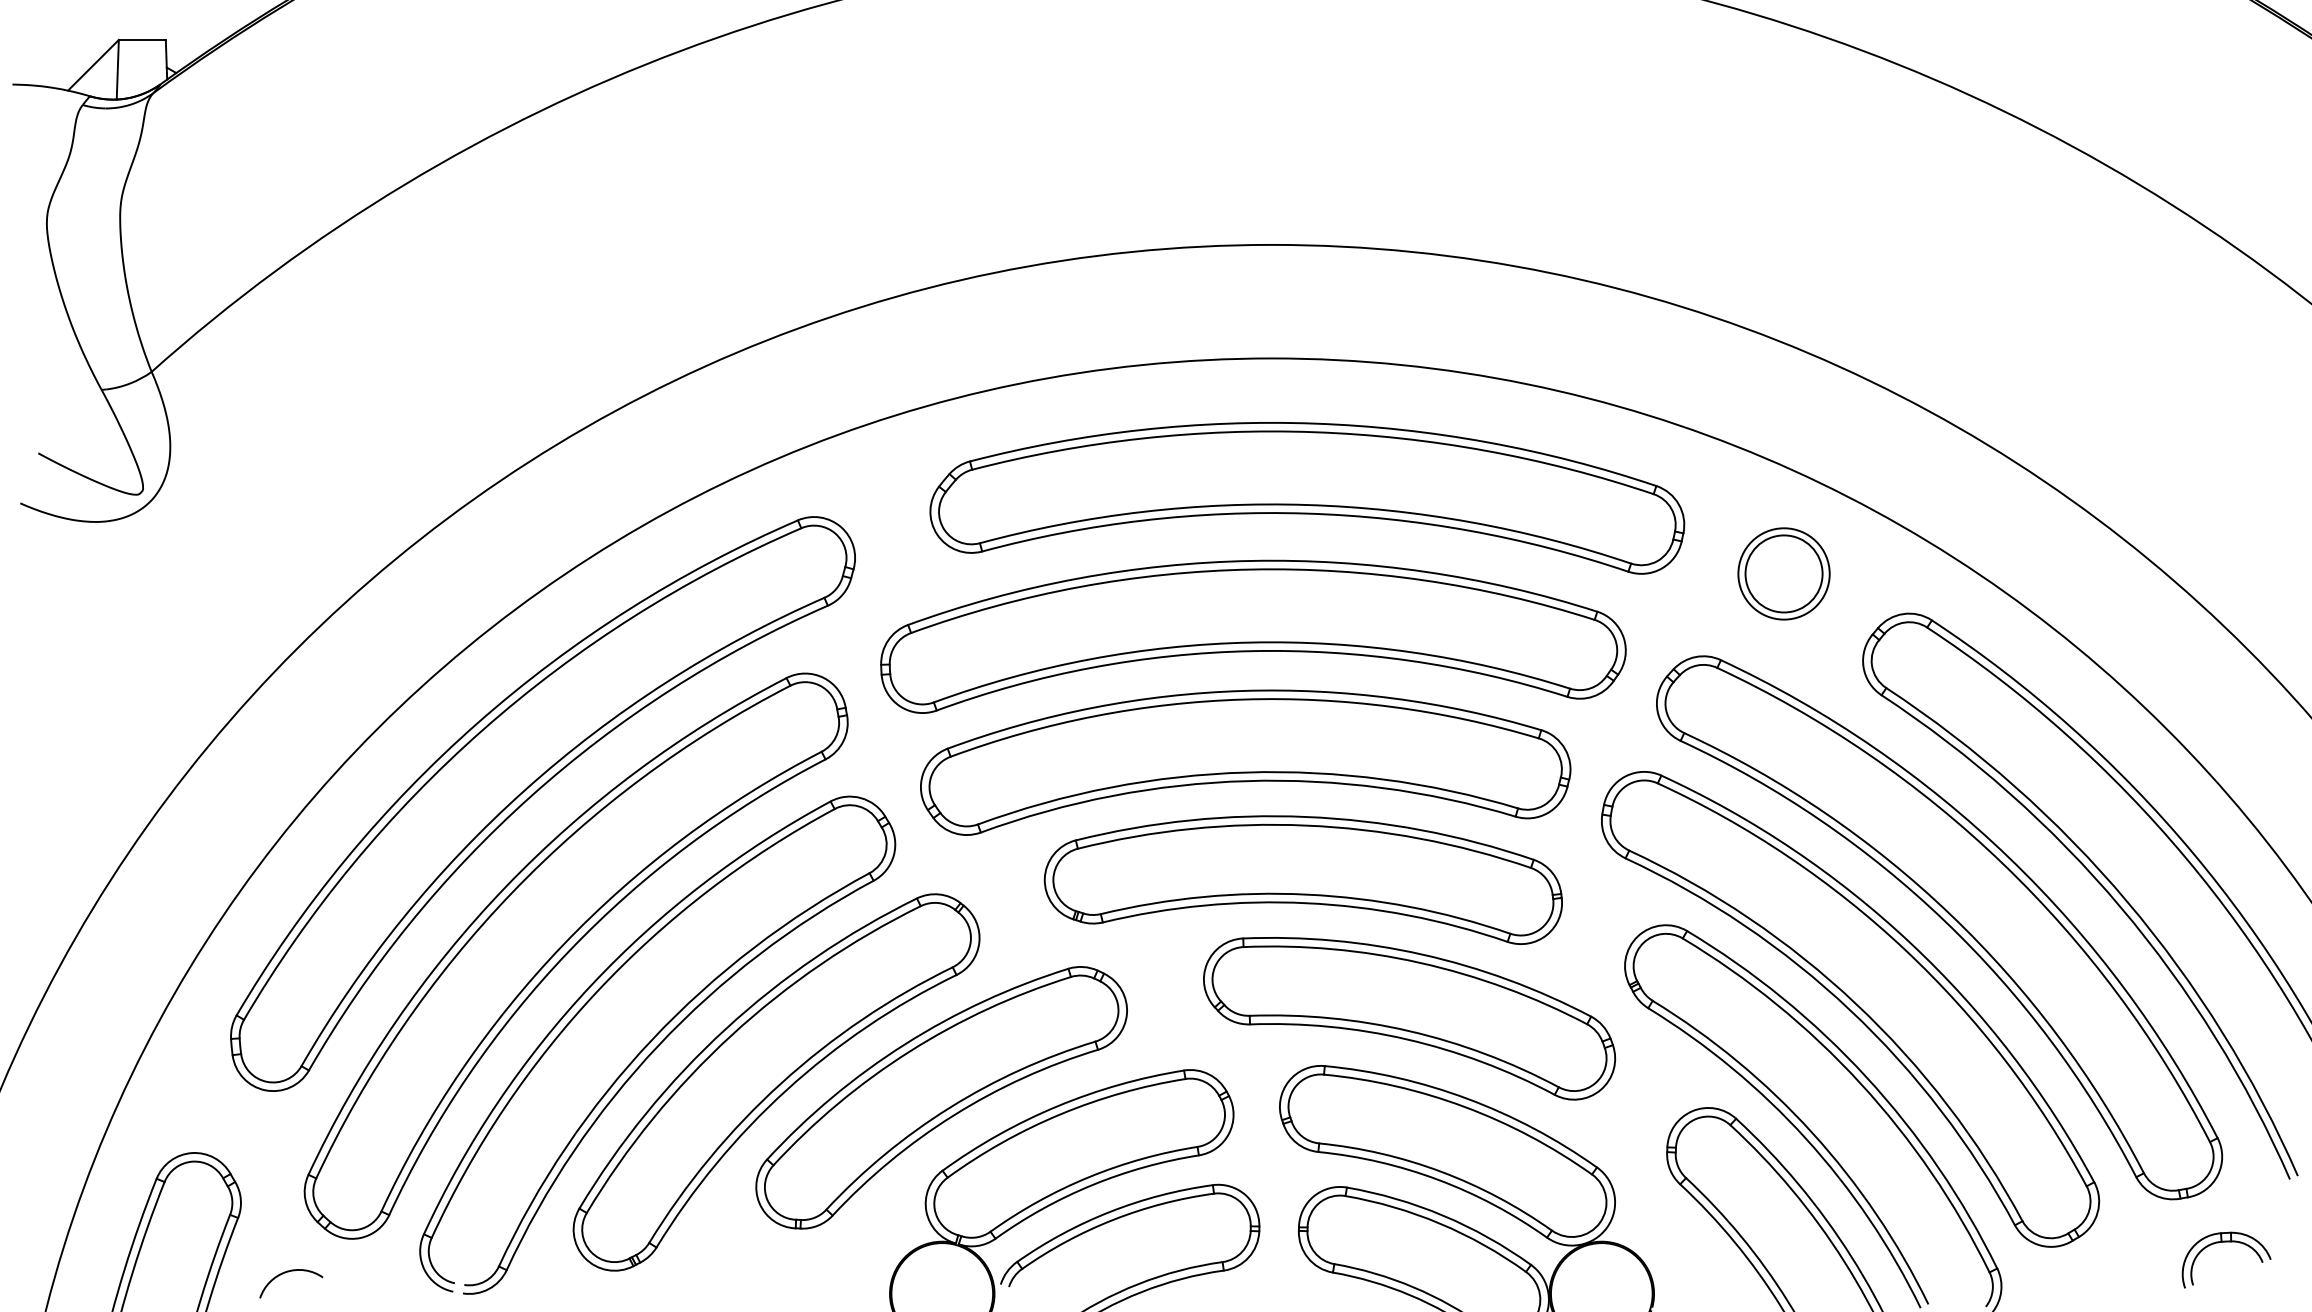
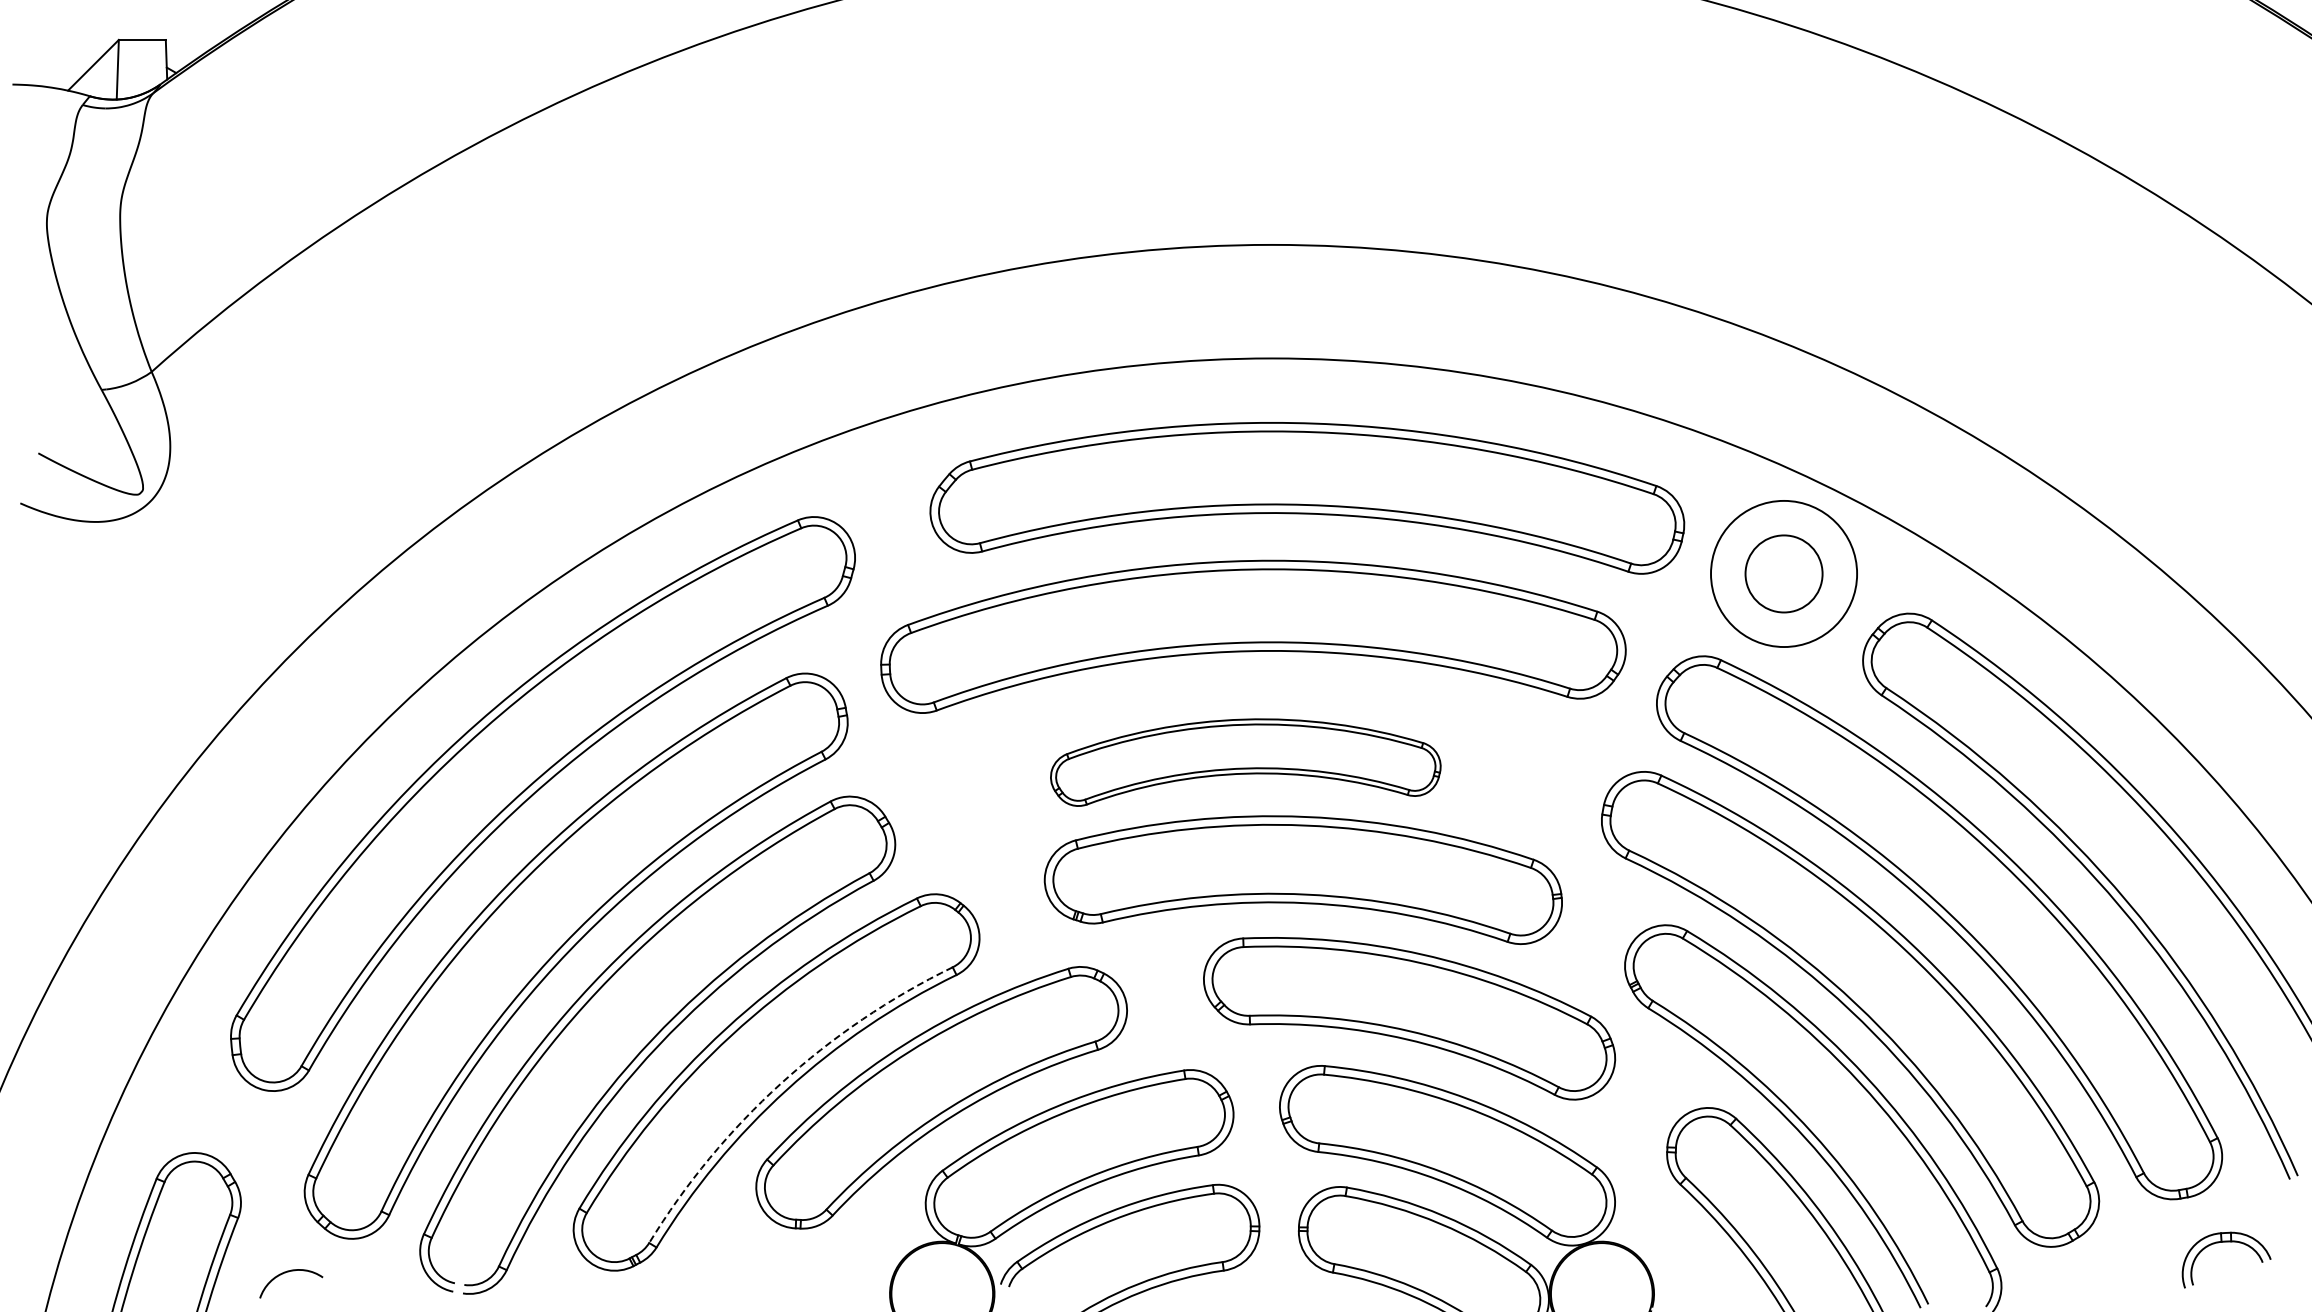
circle diameter: 91 px -> 146 px (1784, 573)
part size: 652x147 px -> 392x89 px (1245, 762)
arc: solid -> dashed (781, 1083)
